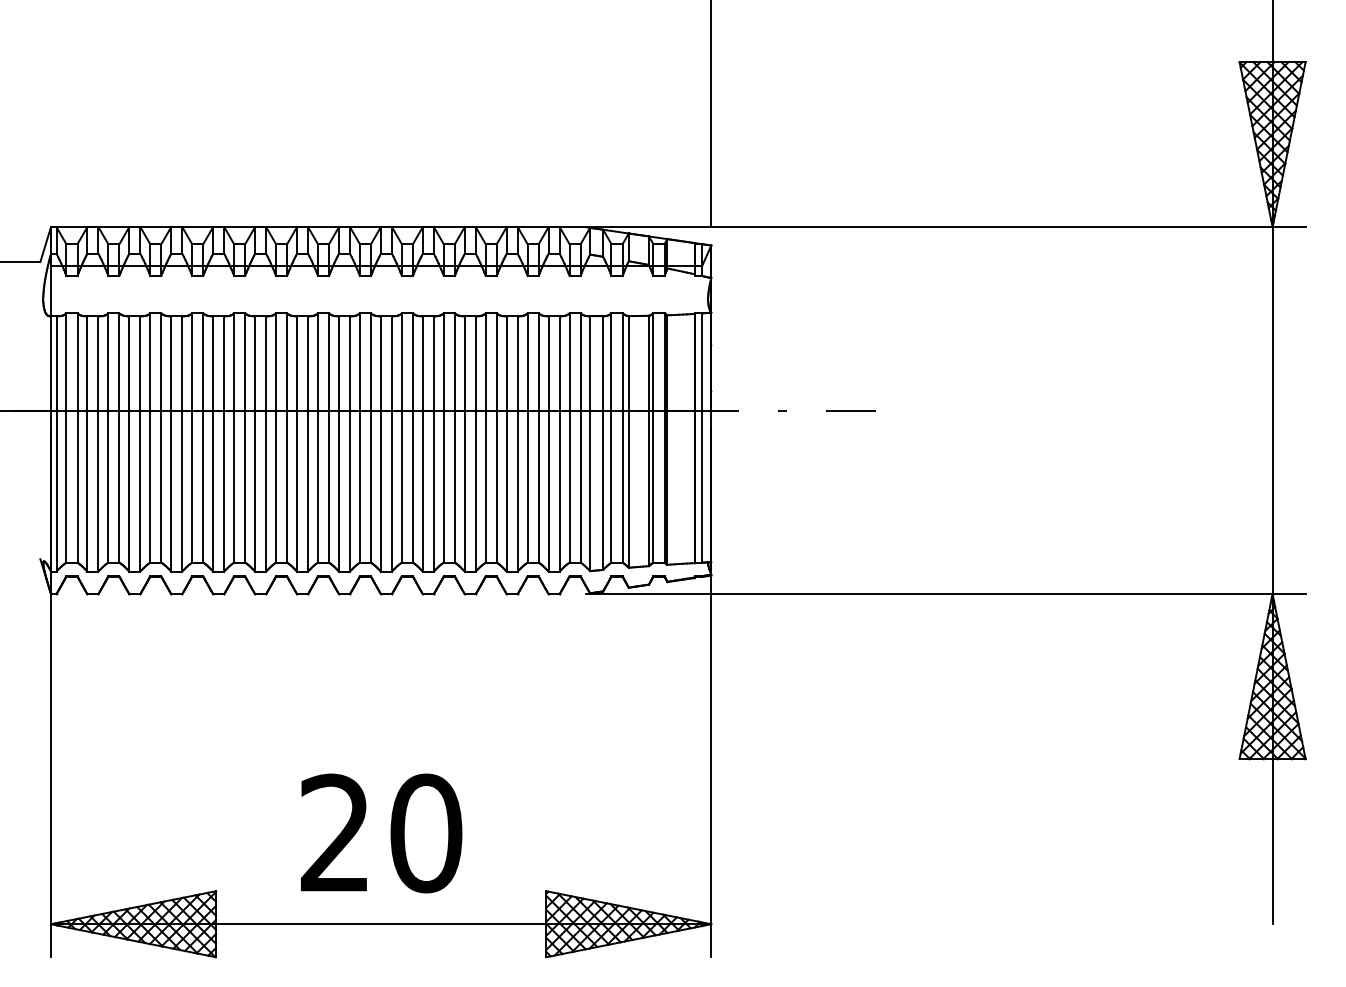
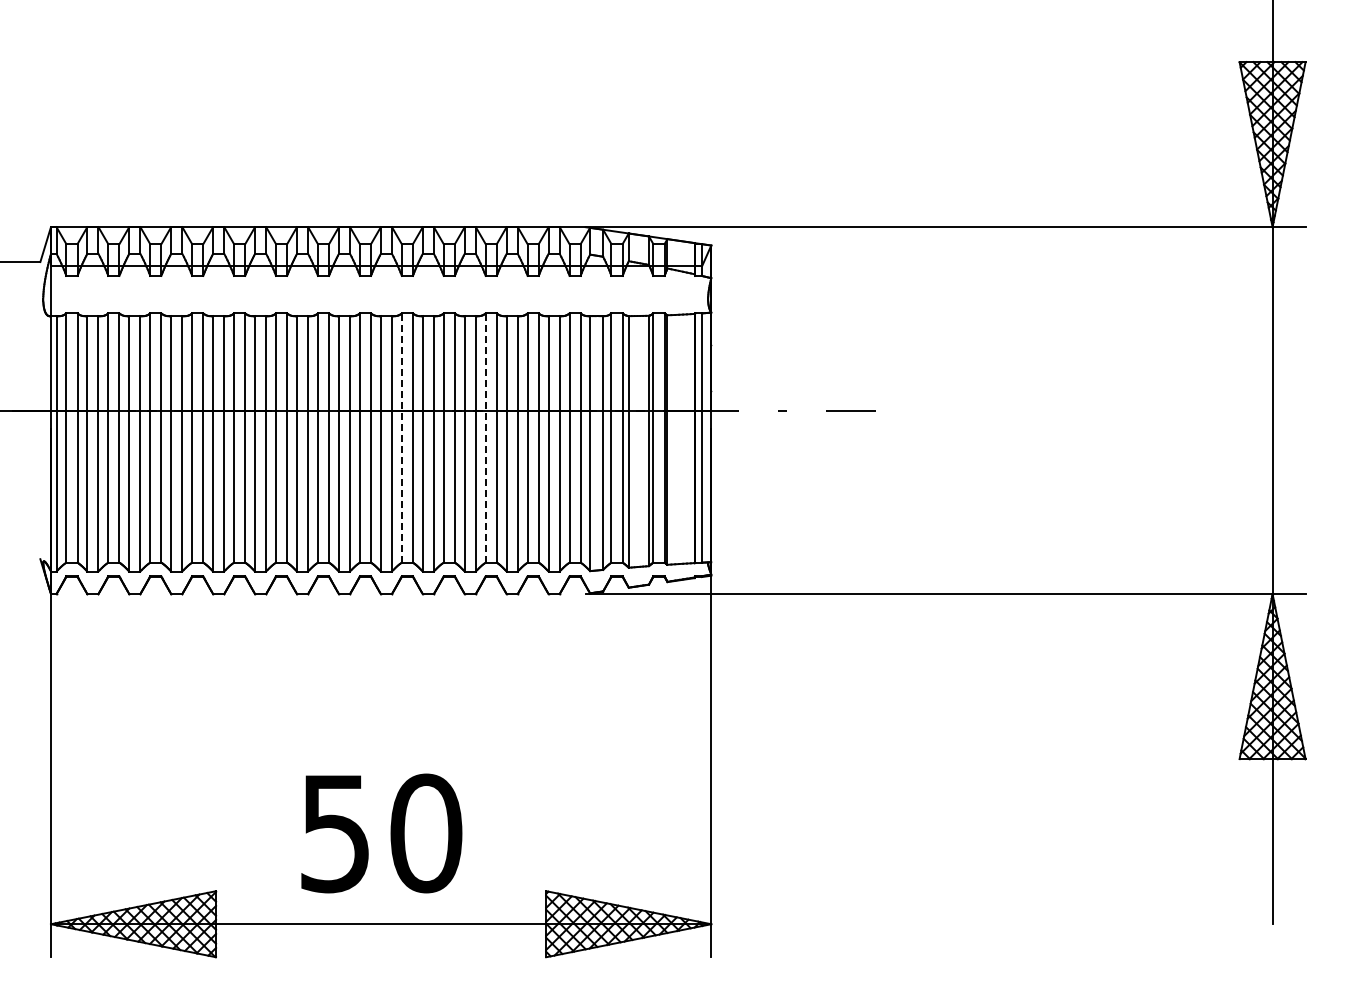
line: present -> none (711, 114)
line: solid -> dashed (401, 438)
line: solid -> dashed (485, 438)
text: 20 -> 50 (334, 833)
